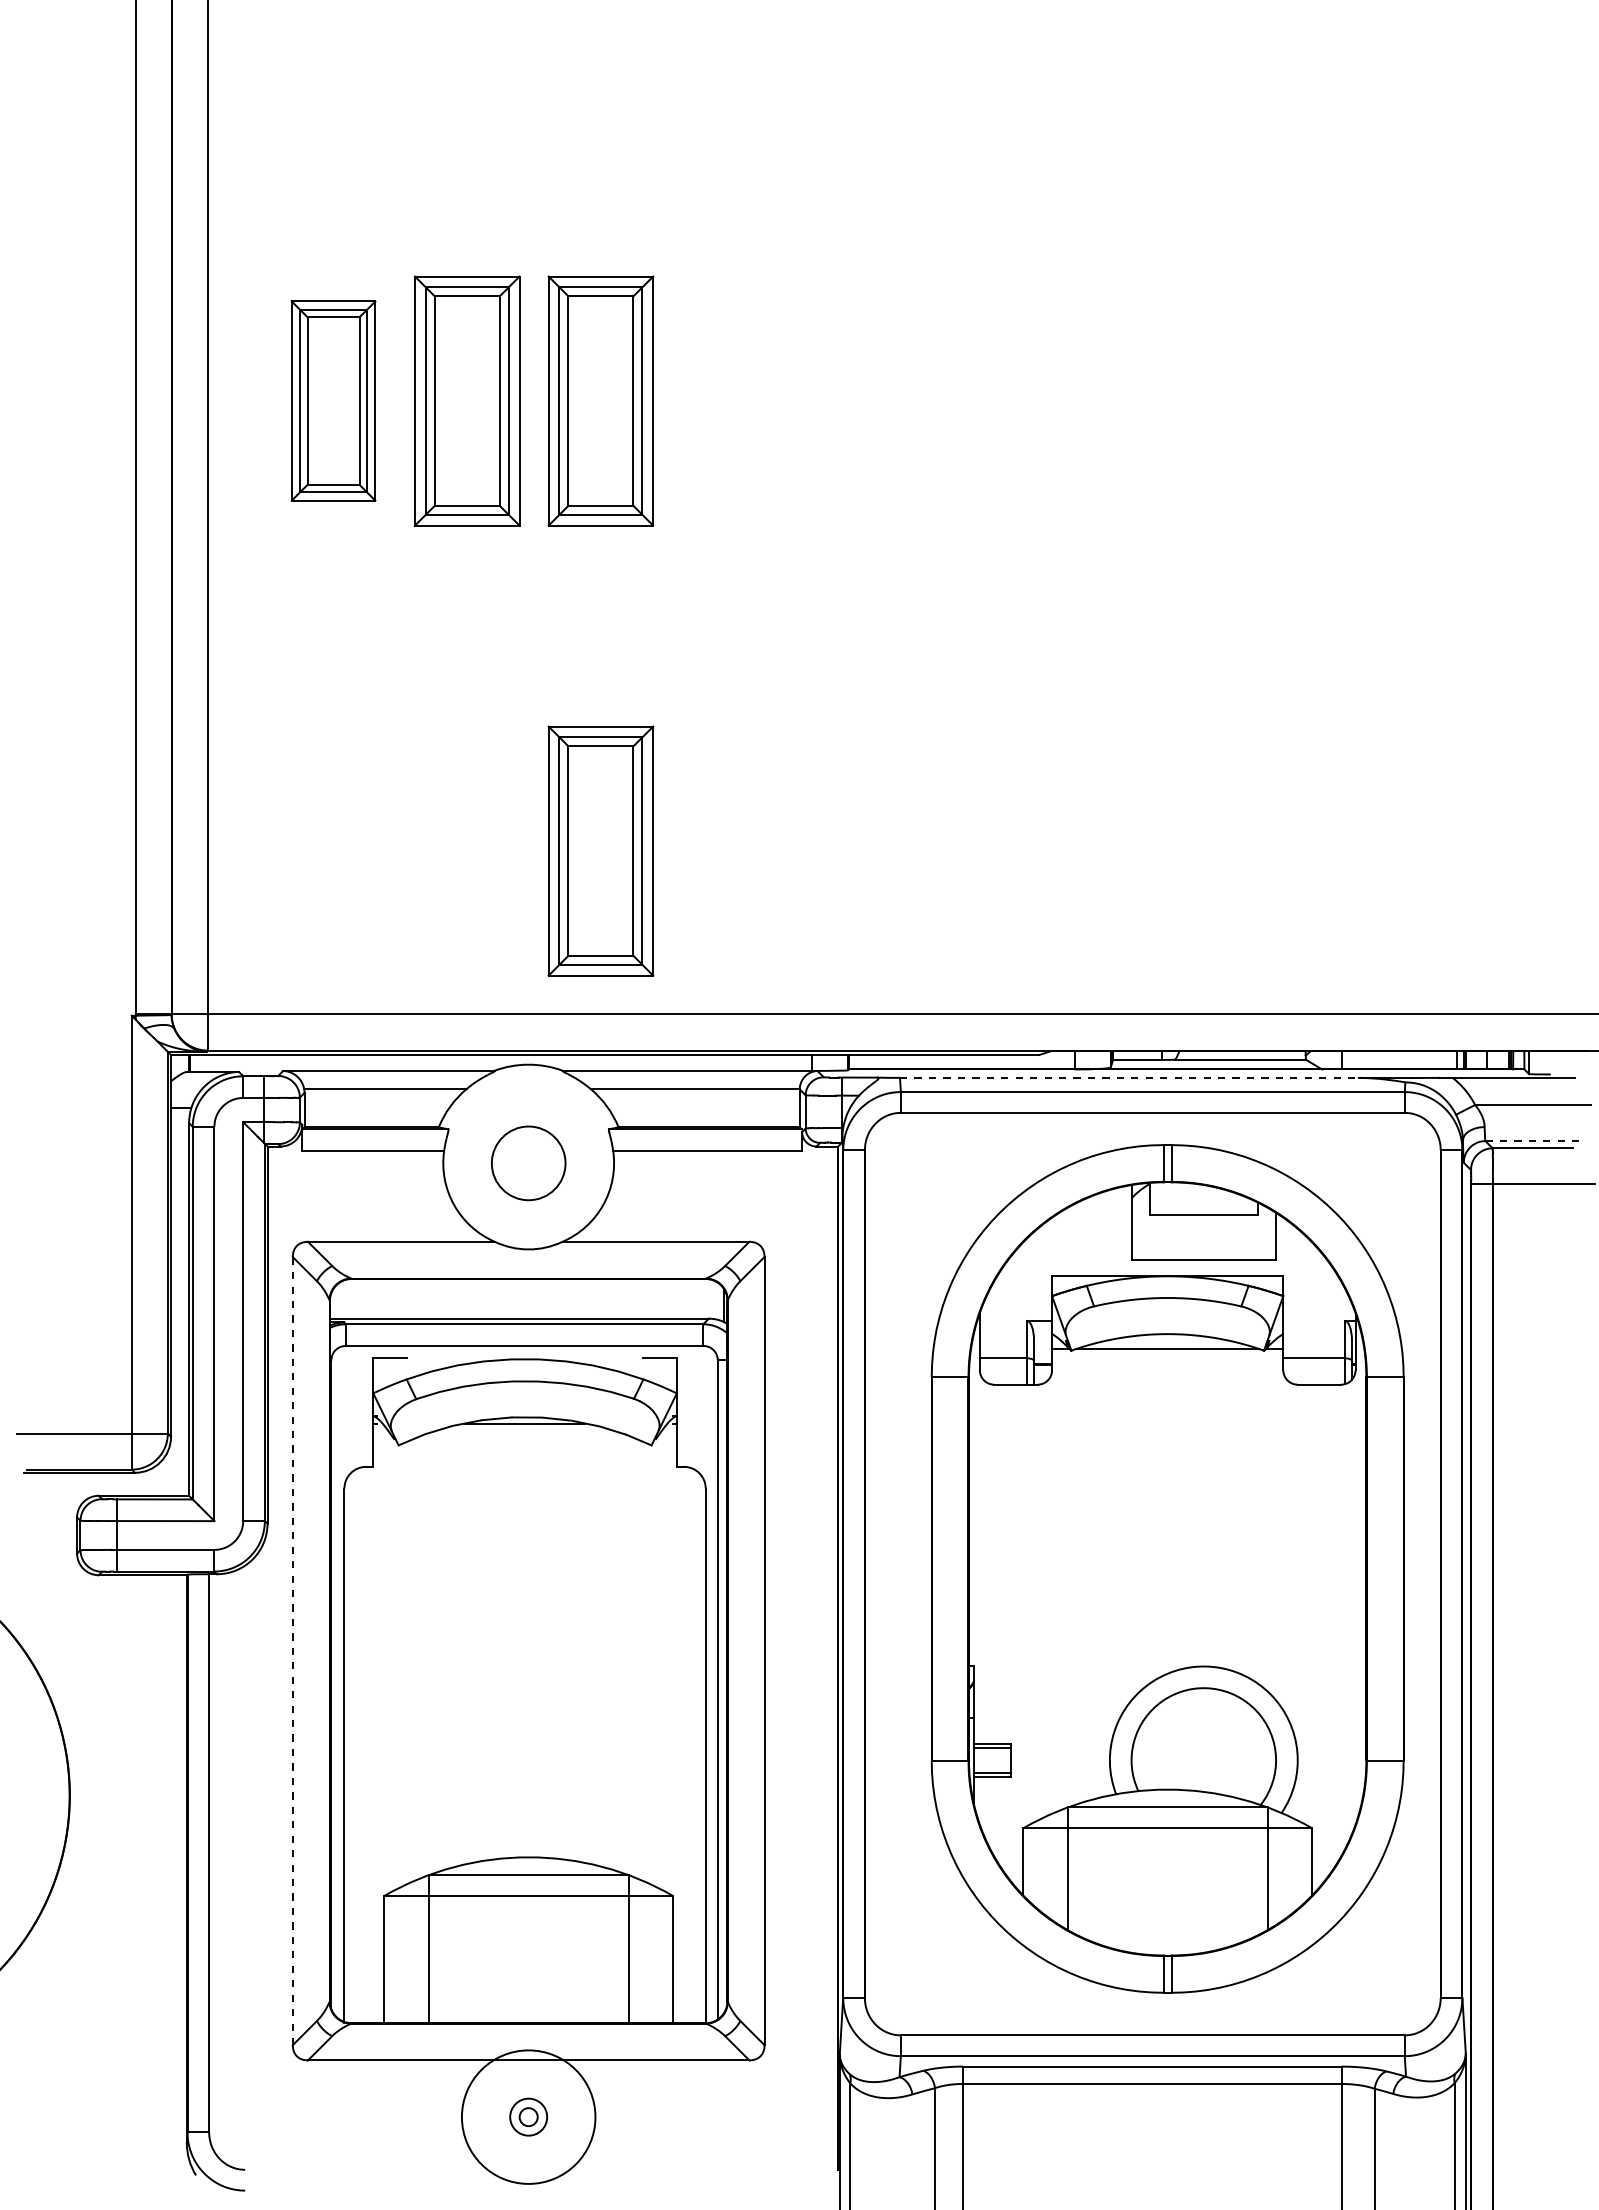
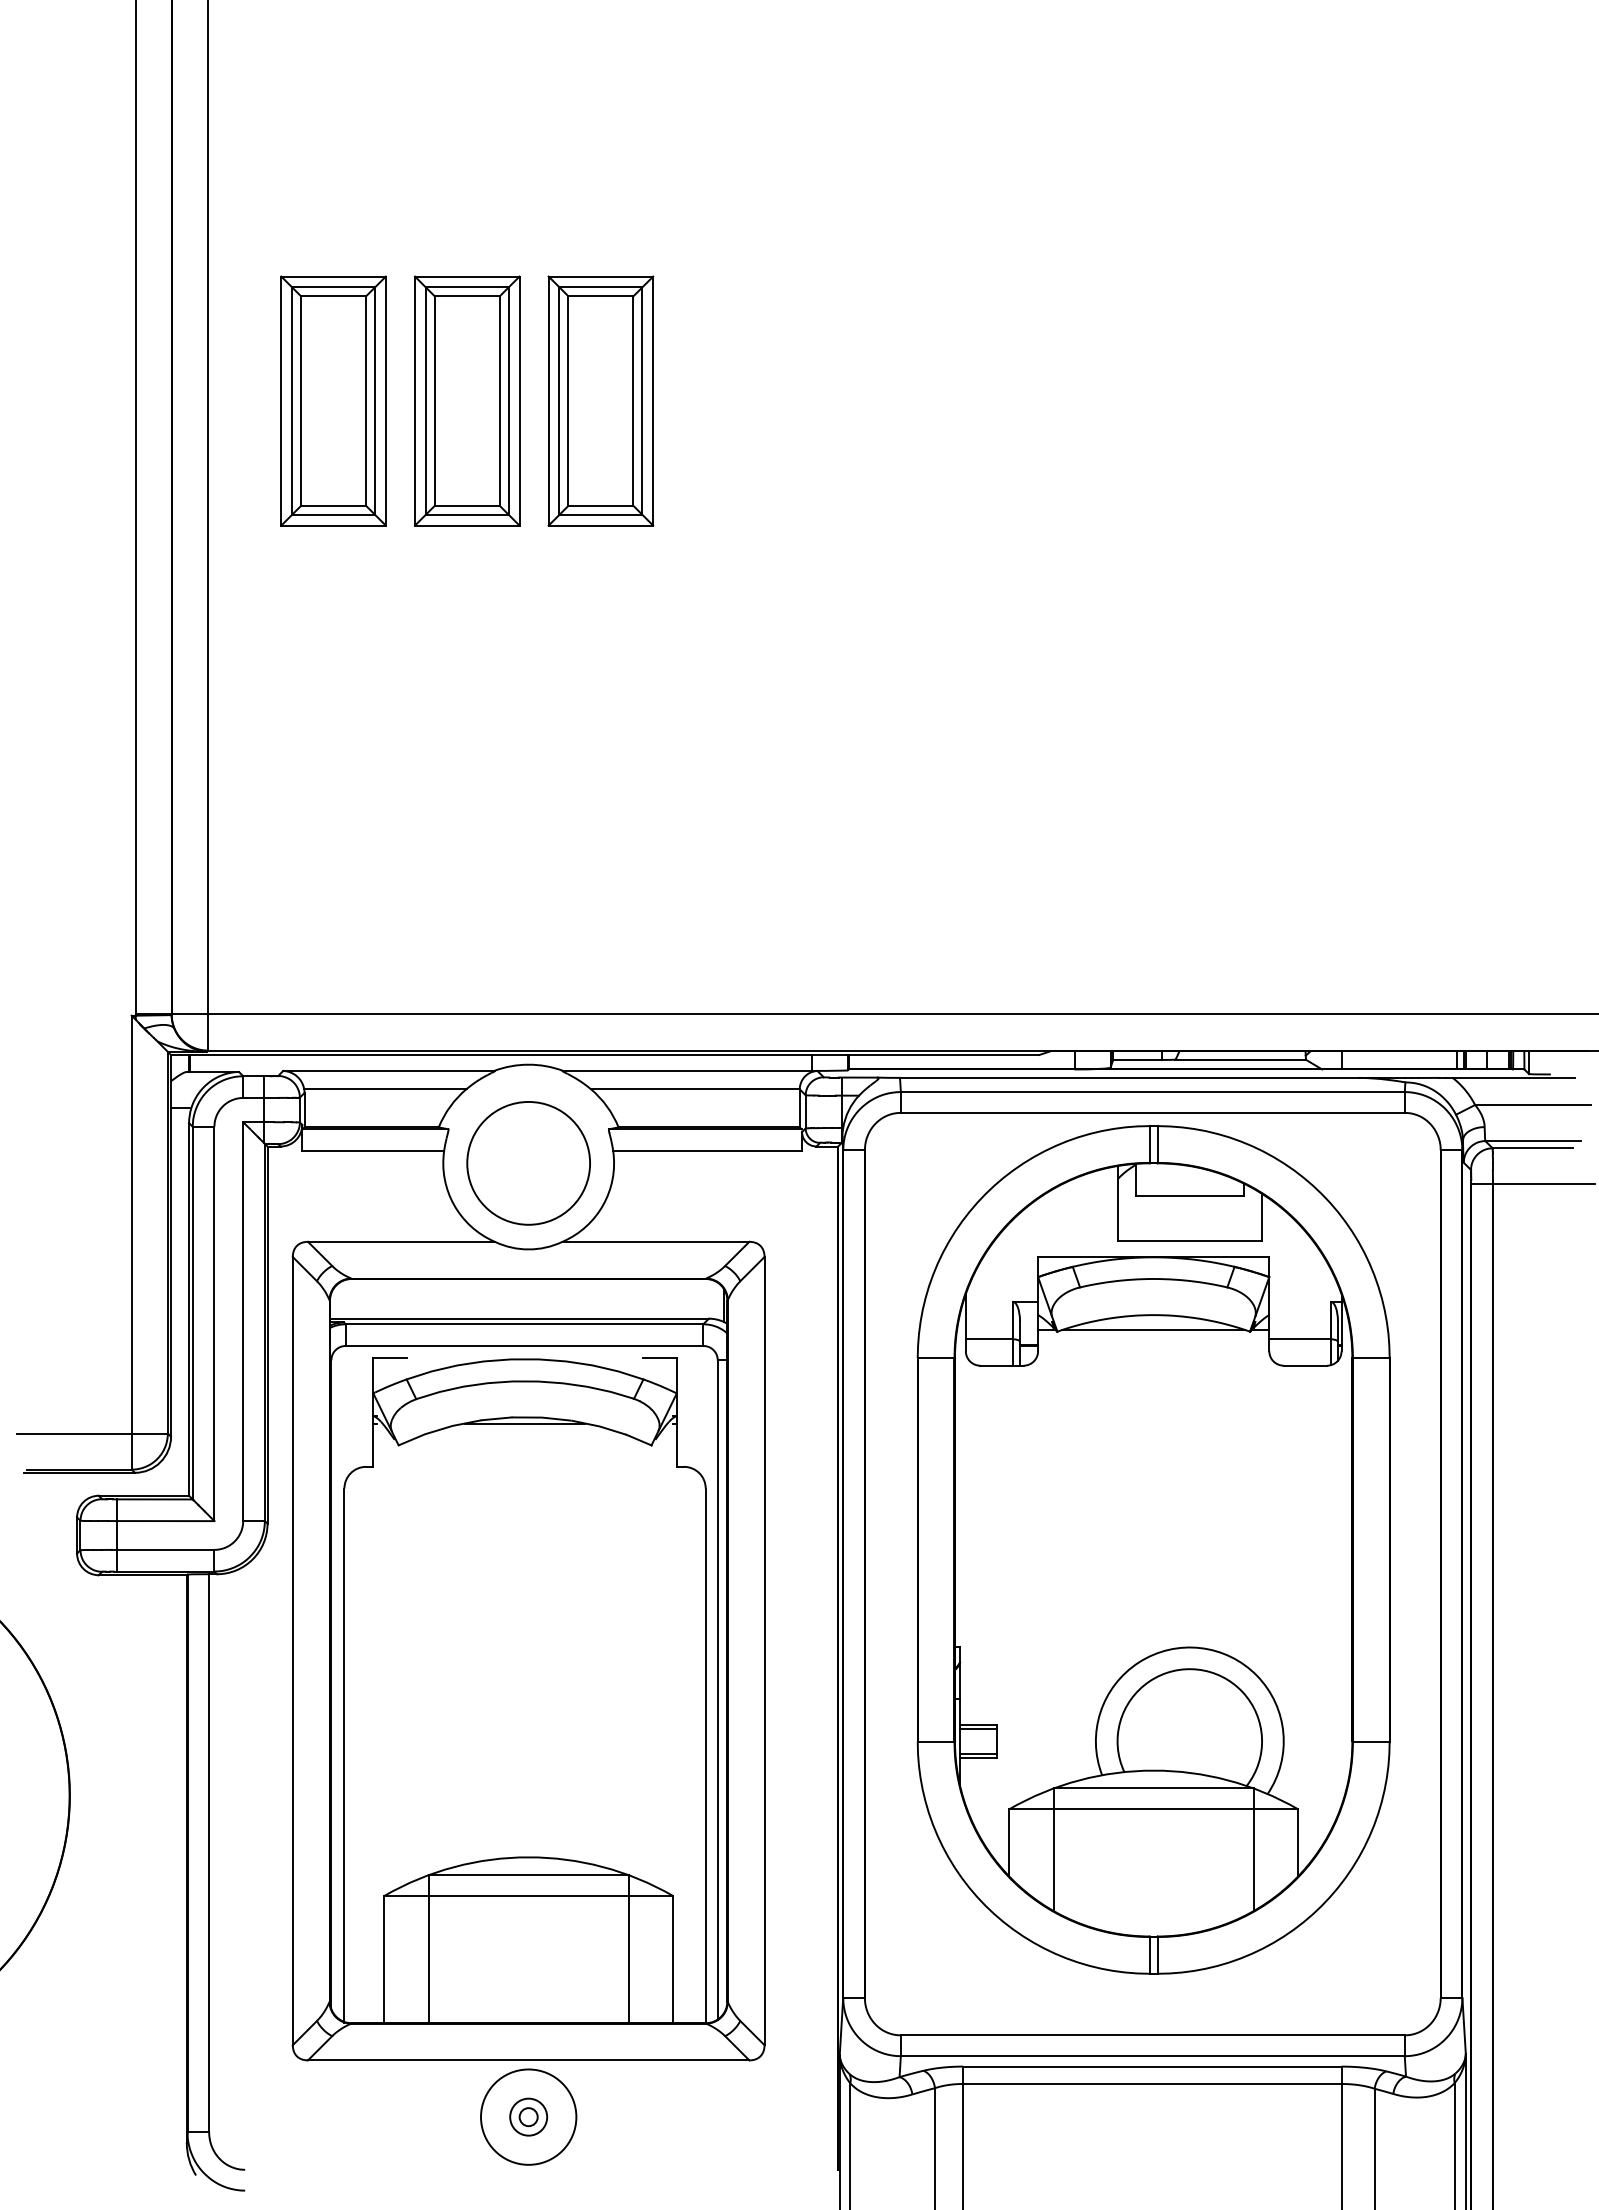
part size: 87x202 px -> 107x252 px (333, 400)
part: present -> none (600, 850)
line: dashed -> solid (1130, 1077)
line: dashed -> solid (1533, 1141)
circle diameter: 74 px -> 123 px (528, 1162)
part position: (1167, 1568) -> (1153, 1549) (1153, 1549)
line: dashed -> solid (292, 1650)
circle diameter: 134 px -> 95 px (528, 2116)
